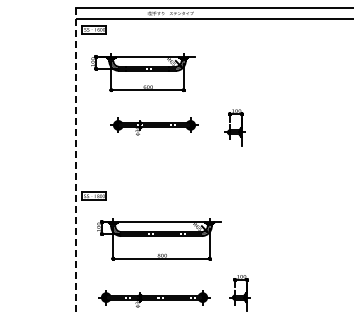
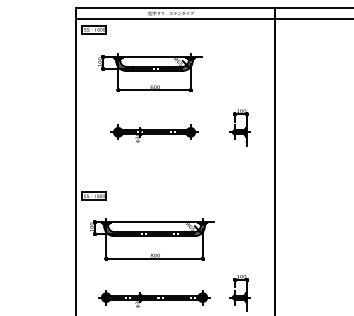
part position: (143, 72) -> (150, 72) (150, 72)
part position: (154, 126) -> (154, 133) (154, 133)
part position: (234, 127) -> (239, 127) (239, 127)
line: none -> present (274, 159)
line: dashed -> solid (76, 161)
part position: (159, 239) -> (152, 239) (152, 239)
